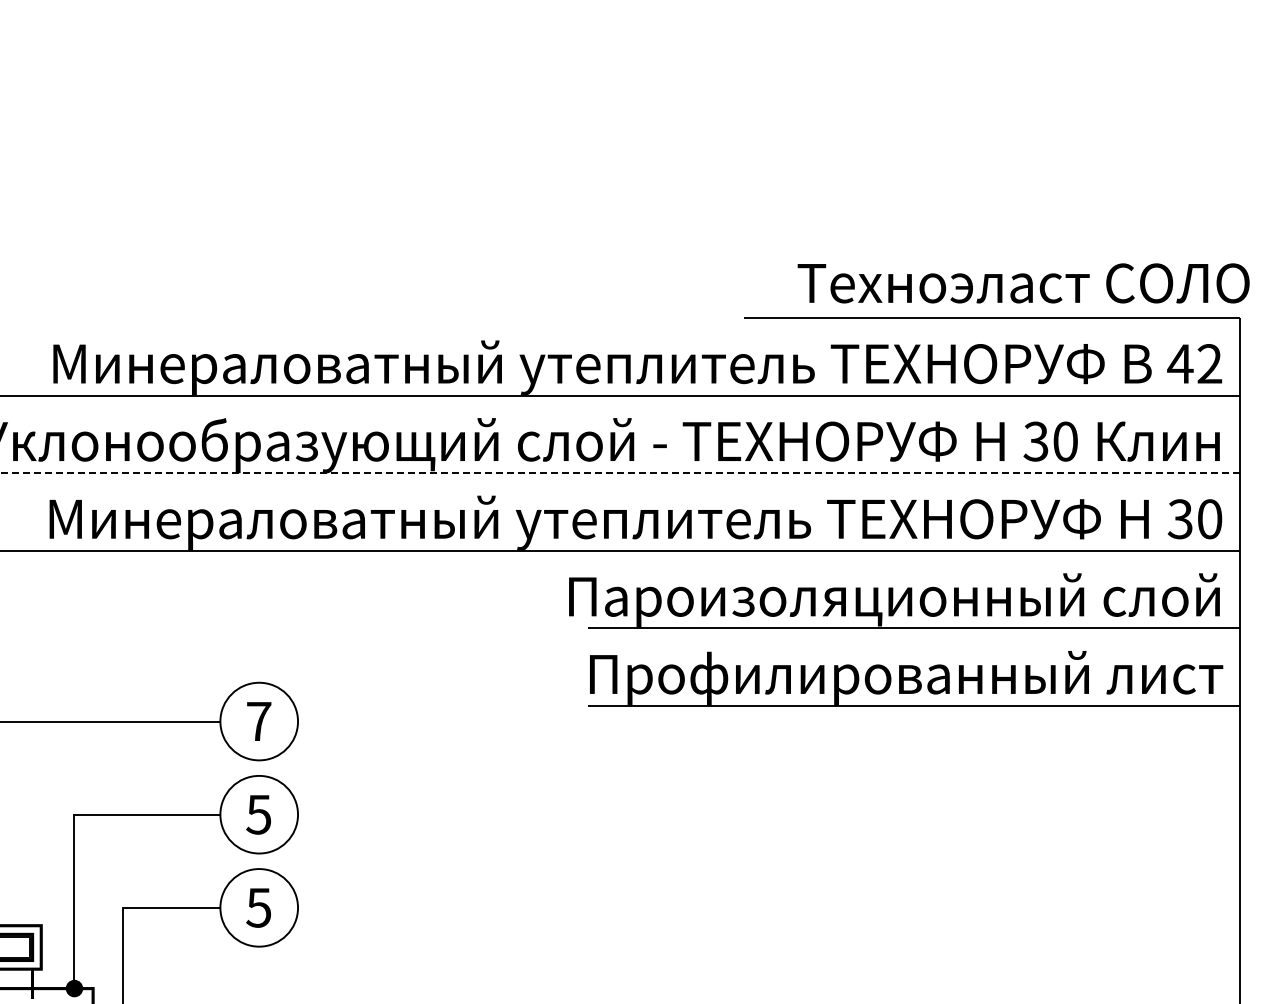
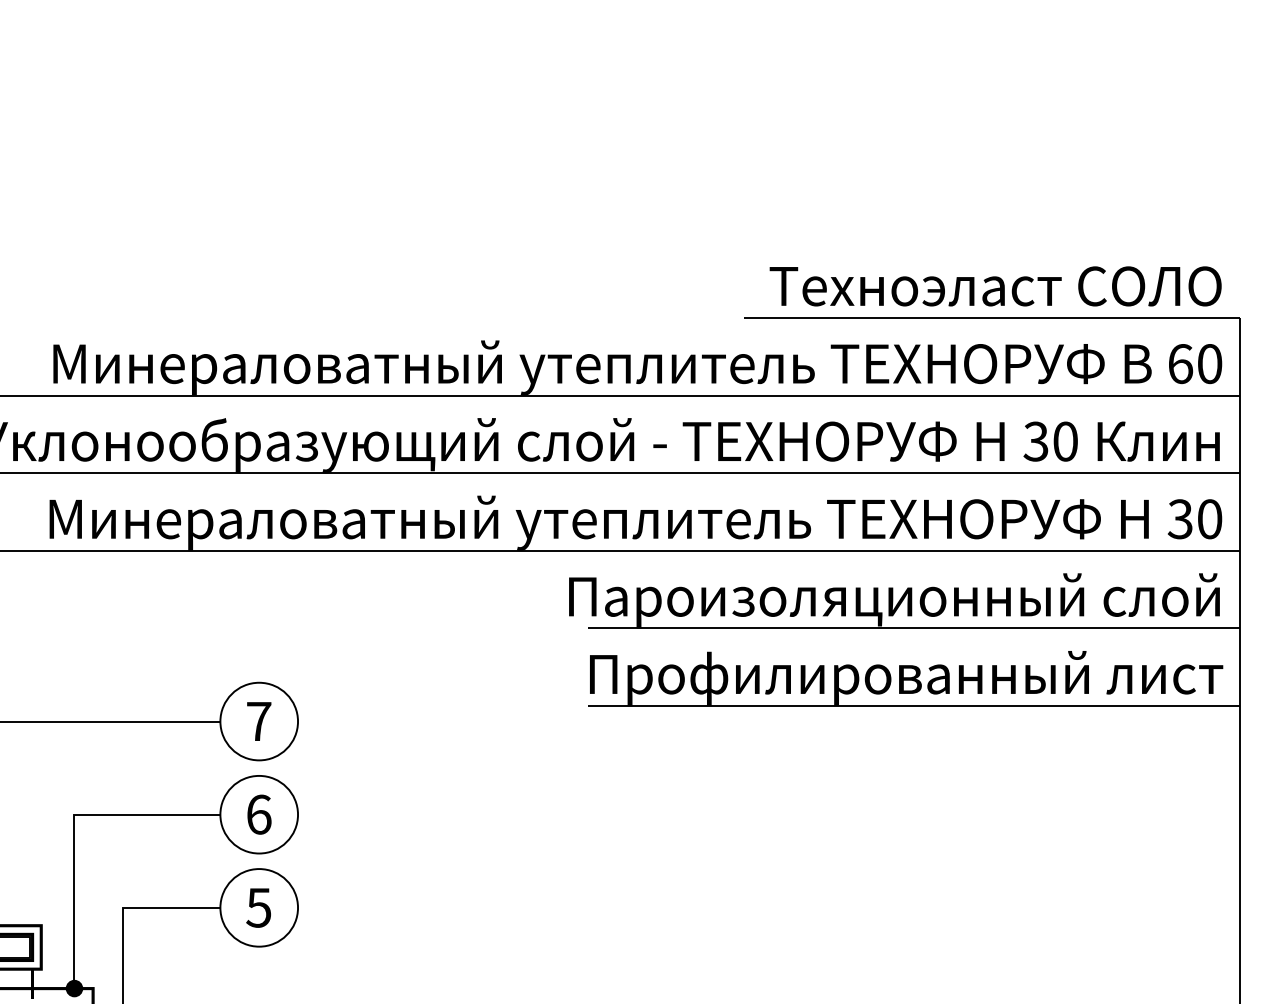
text position: (1023, 283) -> (995, 286) (995, 286)
text: 42 -> 60 (1194, 364)
line: dashed -> solid (620, 473)
text: 5 -> 6 (258, 814)
